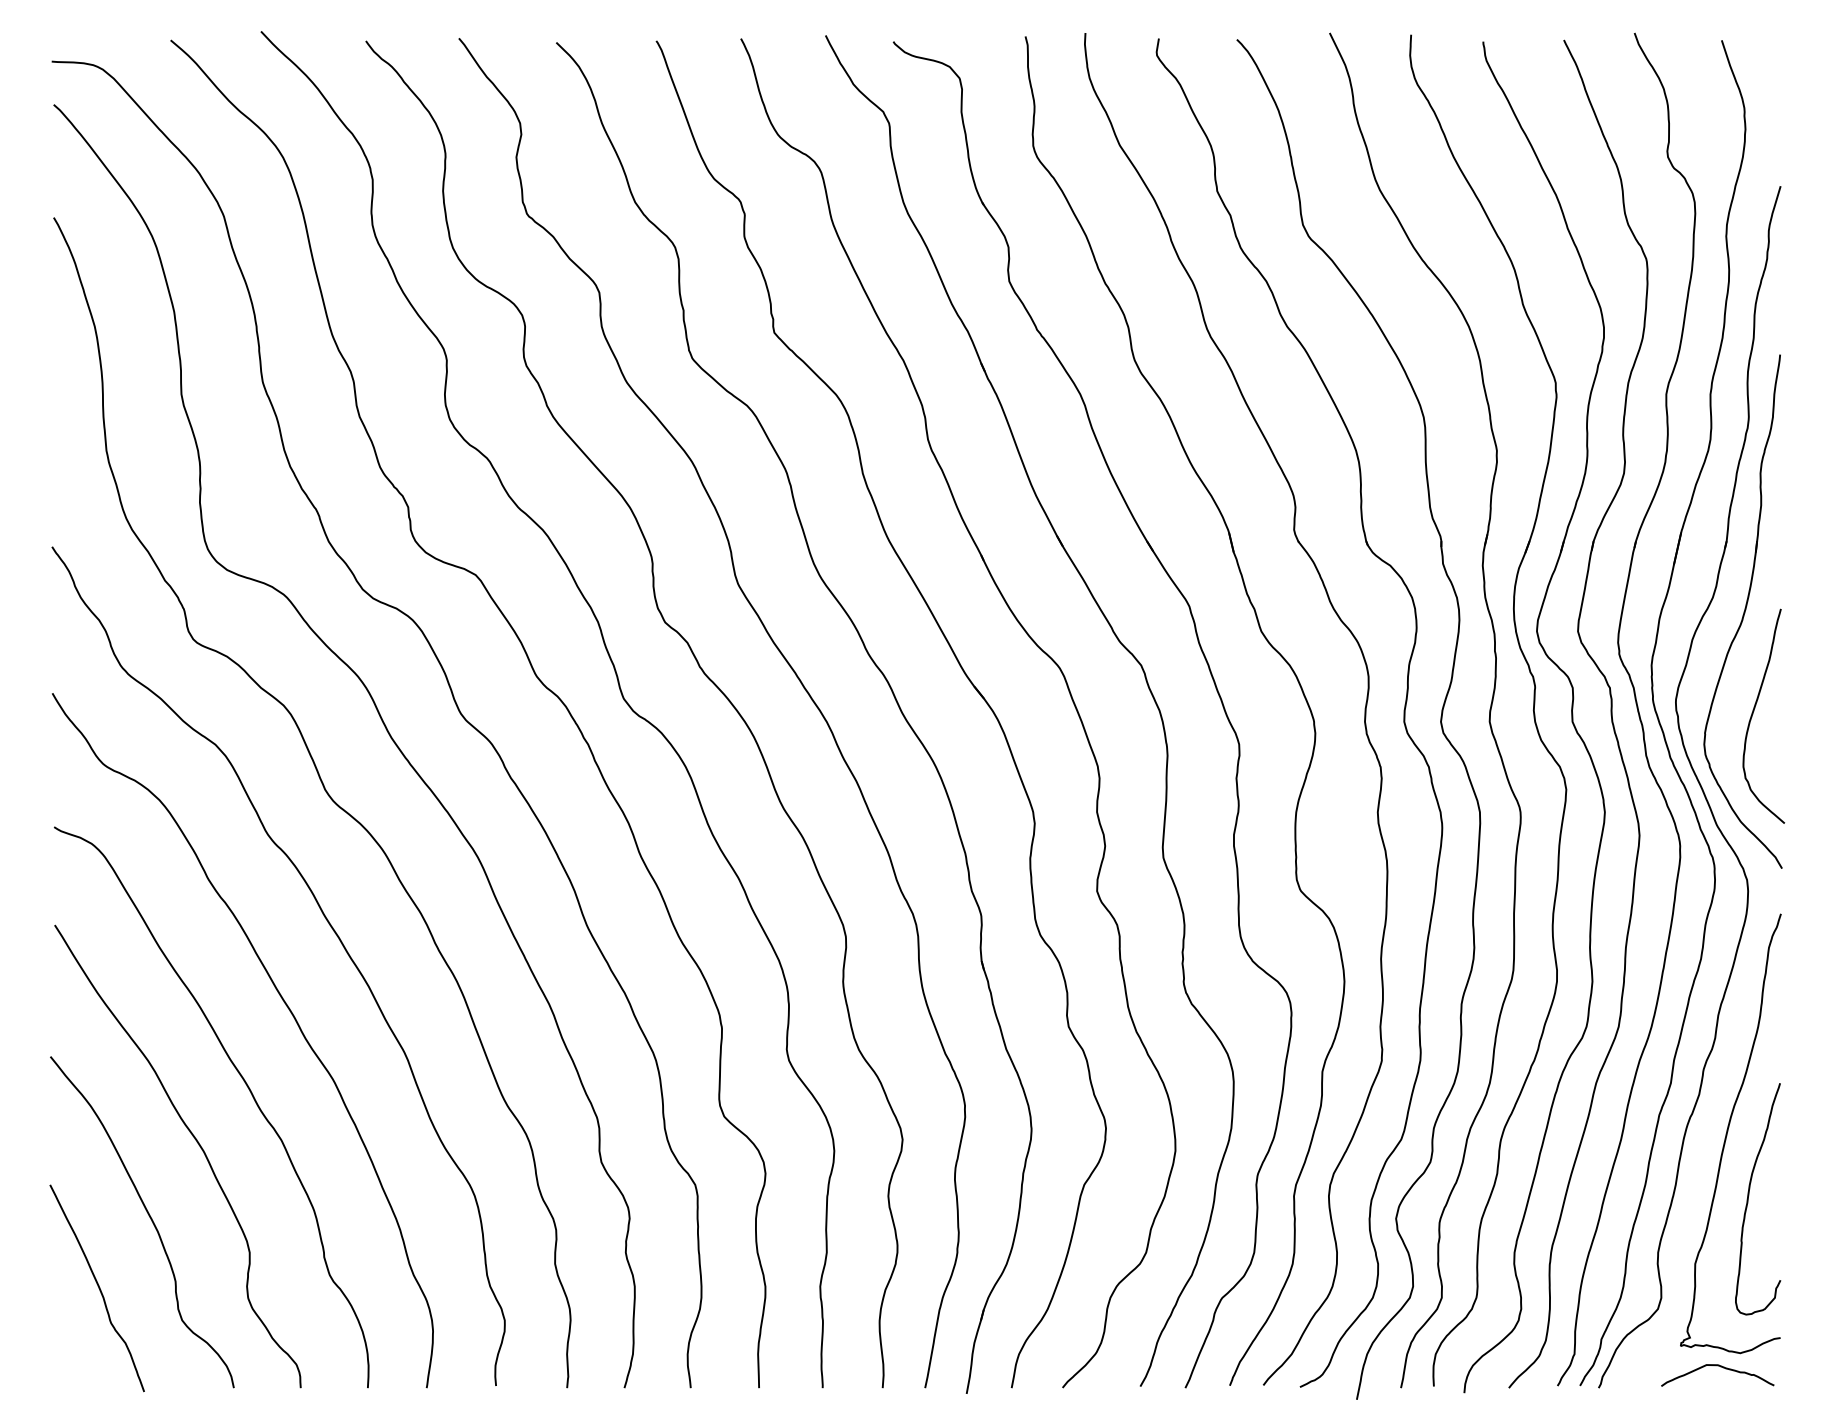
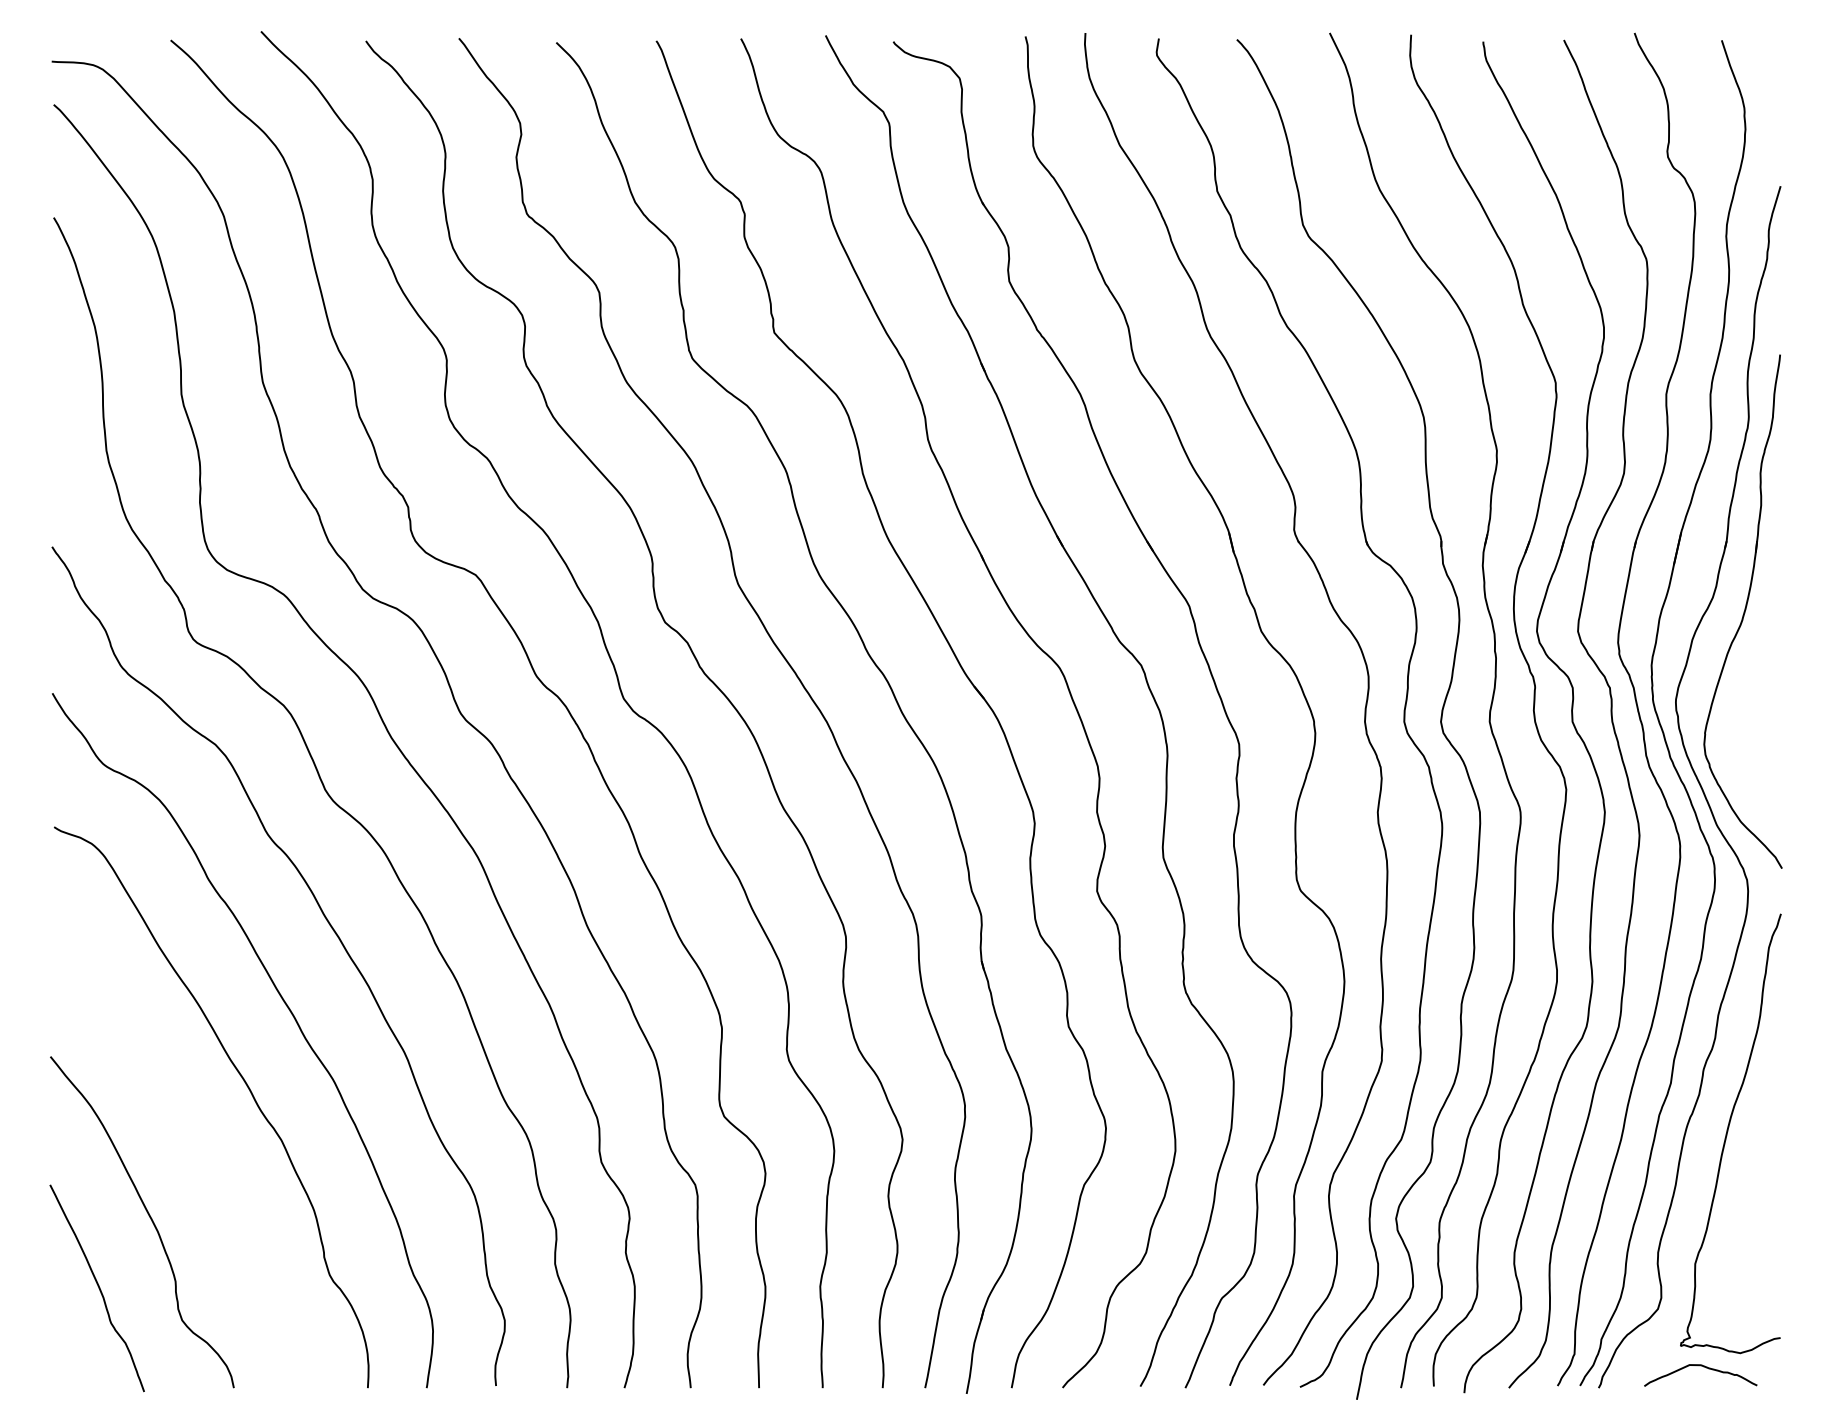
curve: present -> none (1754, 711)
curve: present -> none (196, 1142)
curve: present -> none (1749, 1195)
curve position: (1720, 1367) -> (1703, 1367) (1703, 1367)
